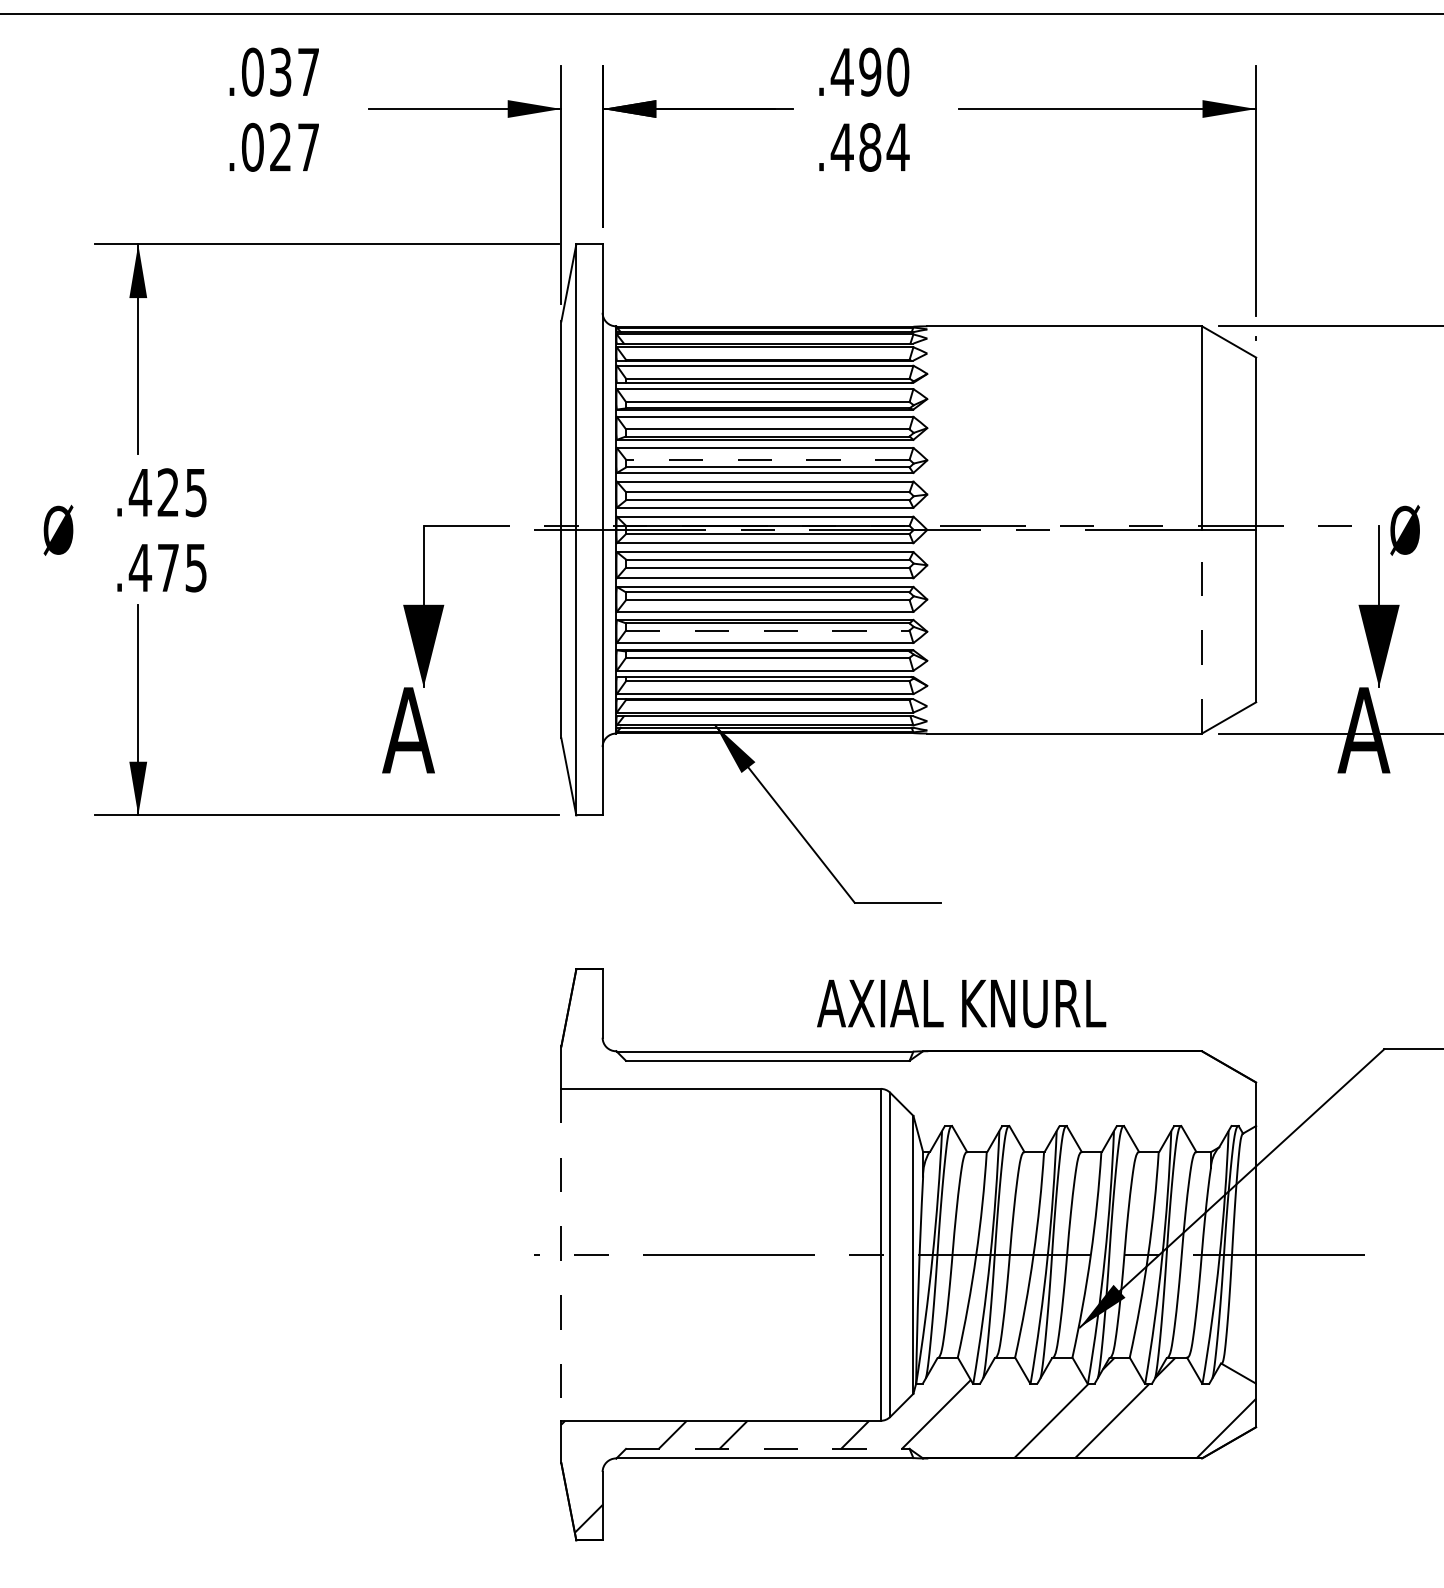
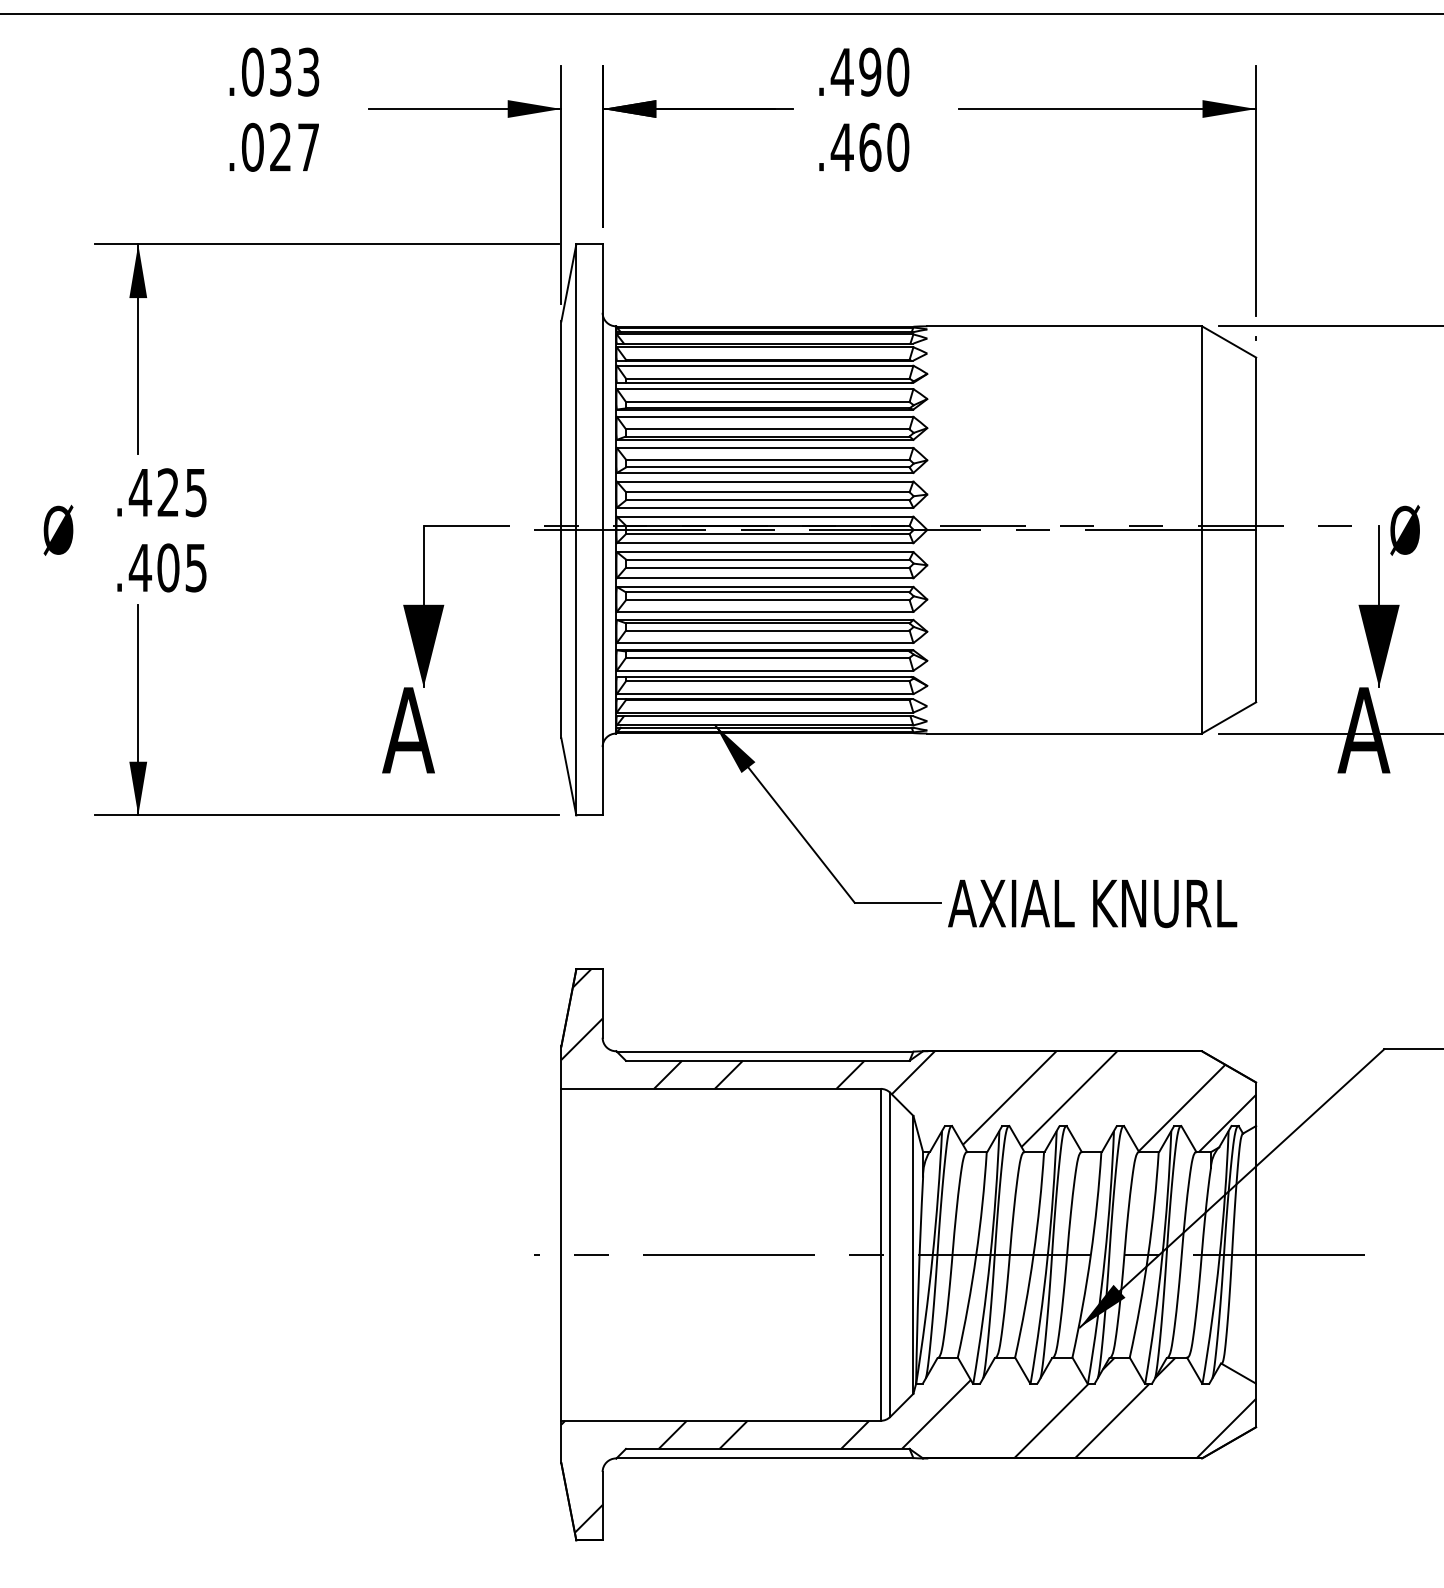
text: .037 -> .033 (308, 71)
text: .484 -> .460 (884, 146)
line: dashed -> solid (767, 459)
text: .475 -> .405 (168, 567)
line: dashed -> solid (767, 630)
line: dashed -> solid (1202, 631)
text position: (961, 1004) -> (1092, 904) (1092, 904)
hatch: none -> present (908, 1060)
line: dashed -> solid (561, 1254)
line: dashed -> solid (767, 1448)
